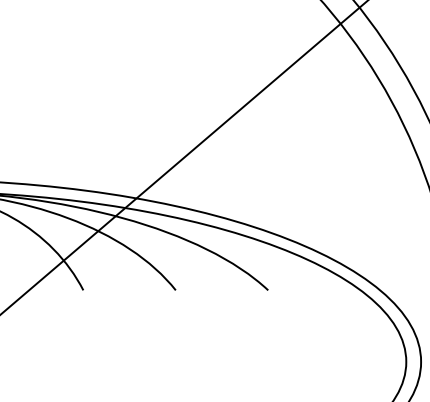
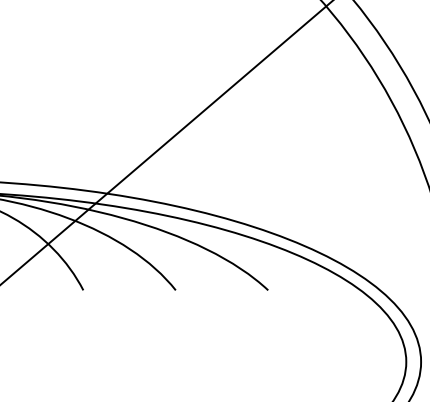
line position: (183, 157) -> (166, 142) (166, 142)
